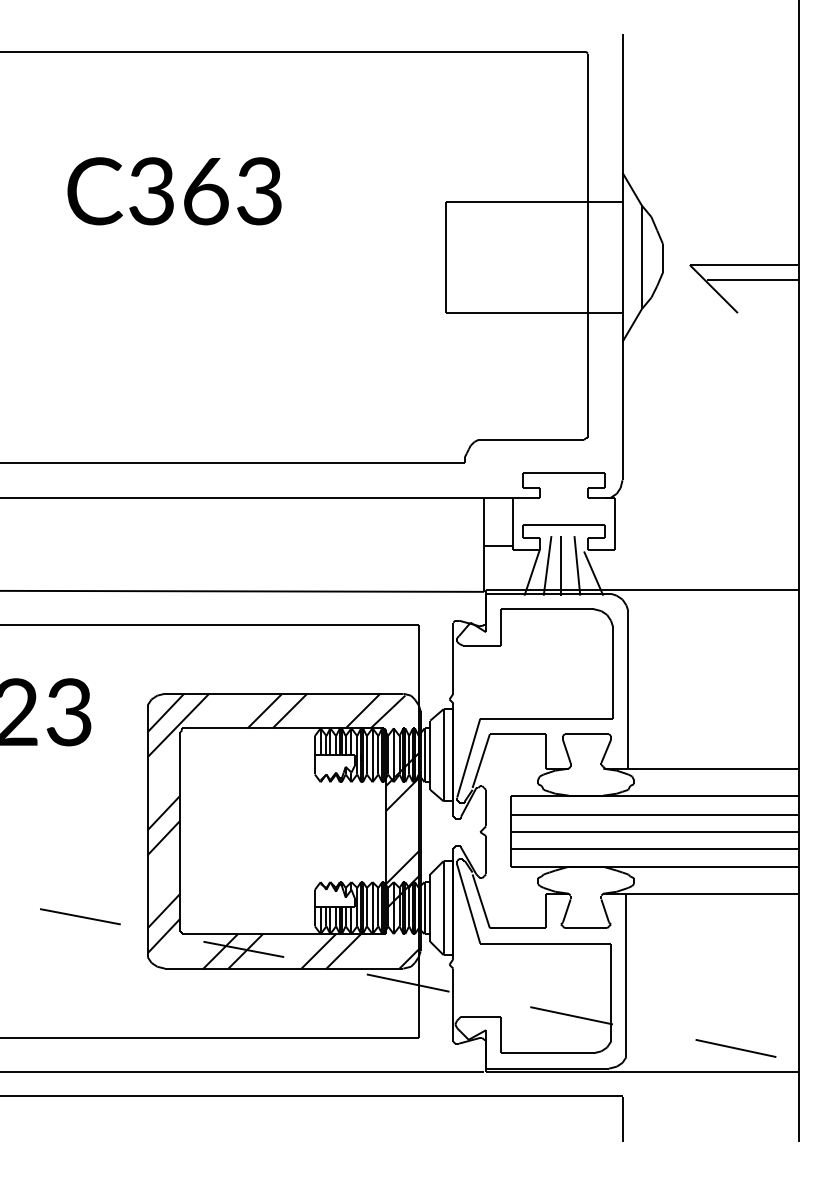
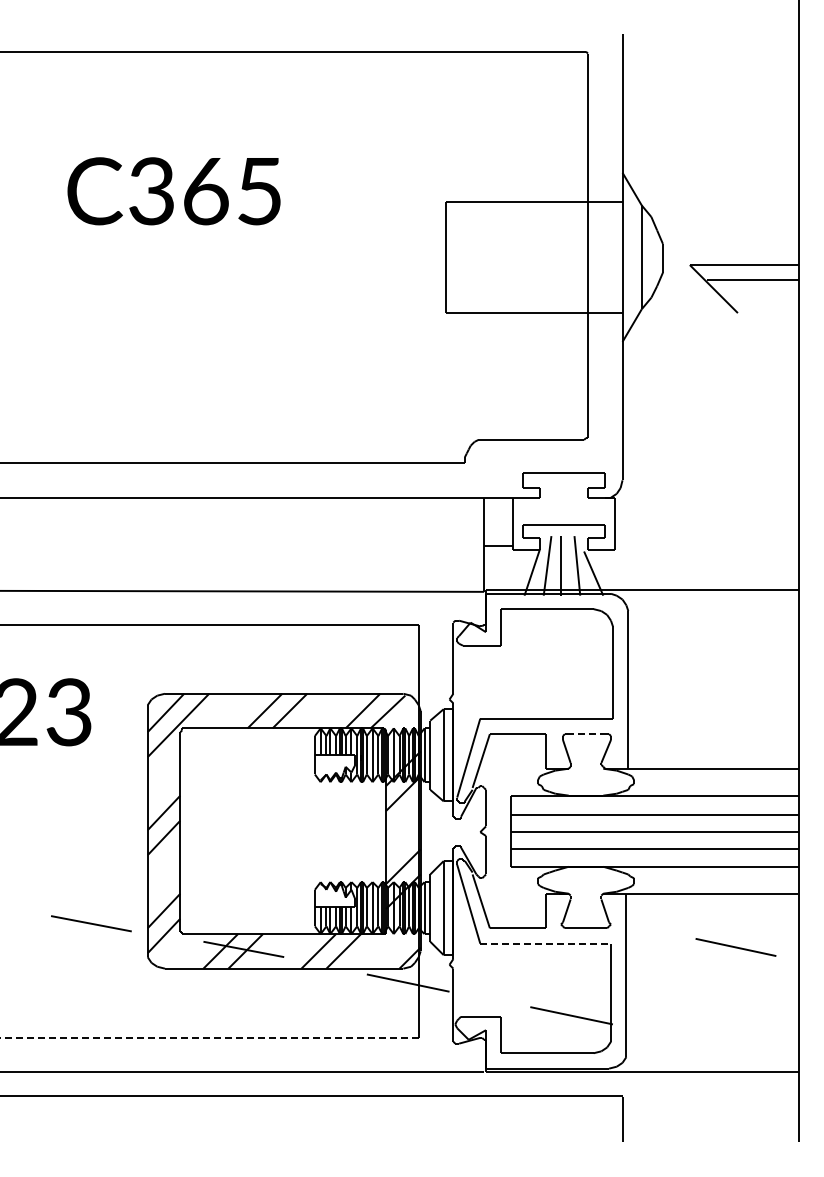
text: C363 -> C365 (259, 191)
line: solid -> dashed (587, 734)
line position: (80, 916) -> (91, 923) (91, 923)
line: solid -> dashed (546, 943)
line: solid -> dashed (209, 1037)
line position: (735, 1048) -> (735, 947) (735, 947)
